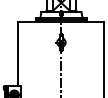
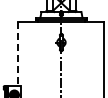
line: solid -> dashed (18, 54)
